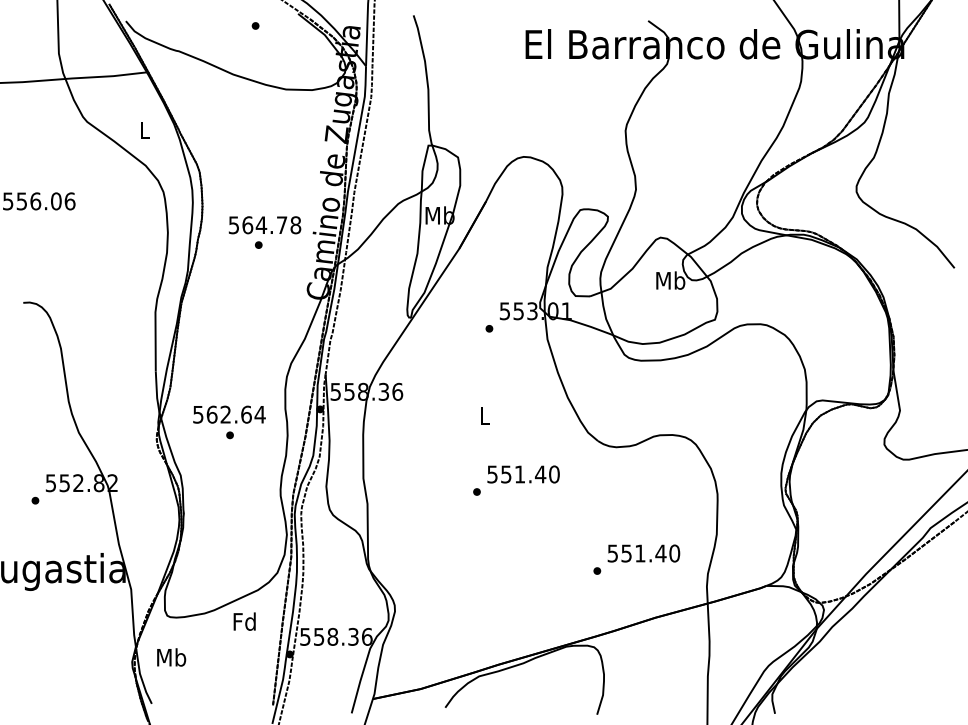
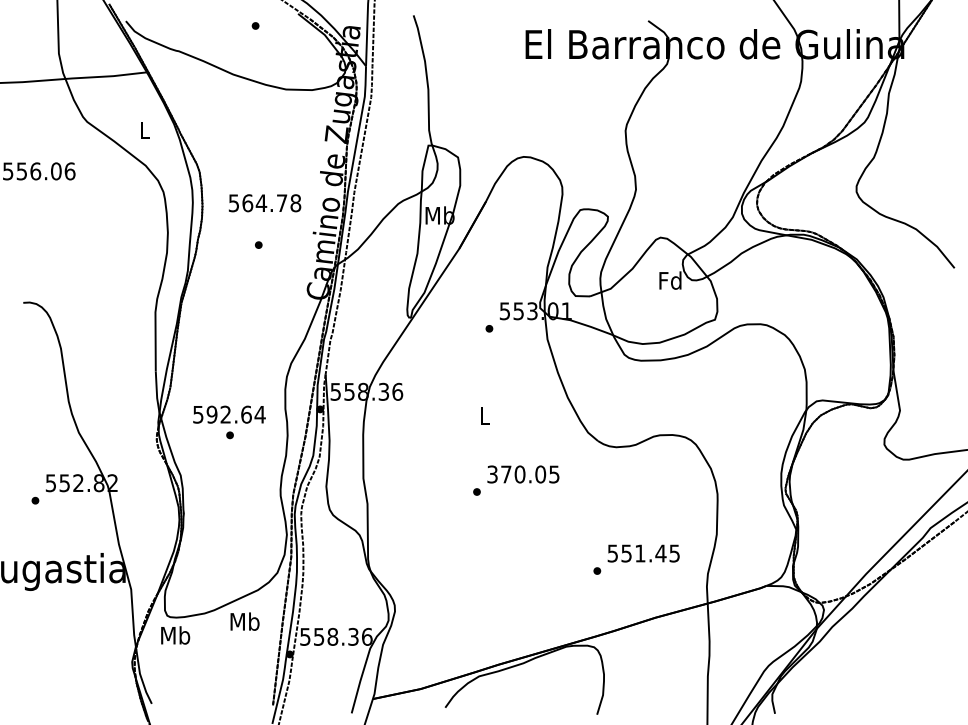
text position: (39, 201) -> (39, 171) (39, 171)
text position: (264, 225) -> (264, 203) (264, 203)
text: Mb -> Fd (670, 280)
text: 562.64 -> 592.64 (211, 414)
text: 551.40 -> 370.05 (523, 474)
text: 551.40 -> 551.45 (674, 553)
text: Fd -> Mb (244, 621)
text position: (171, 657) -> (175, 635) (175, 635)
